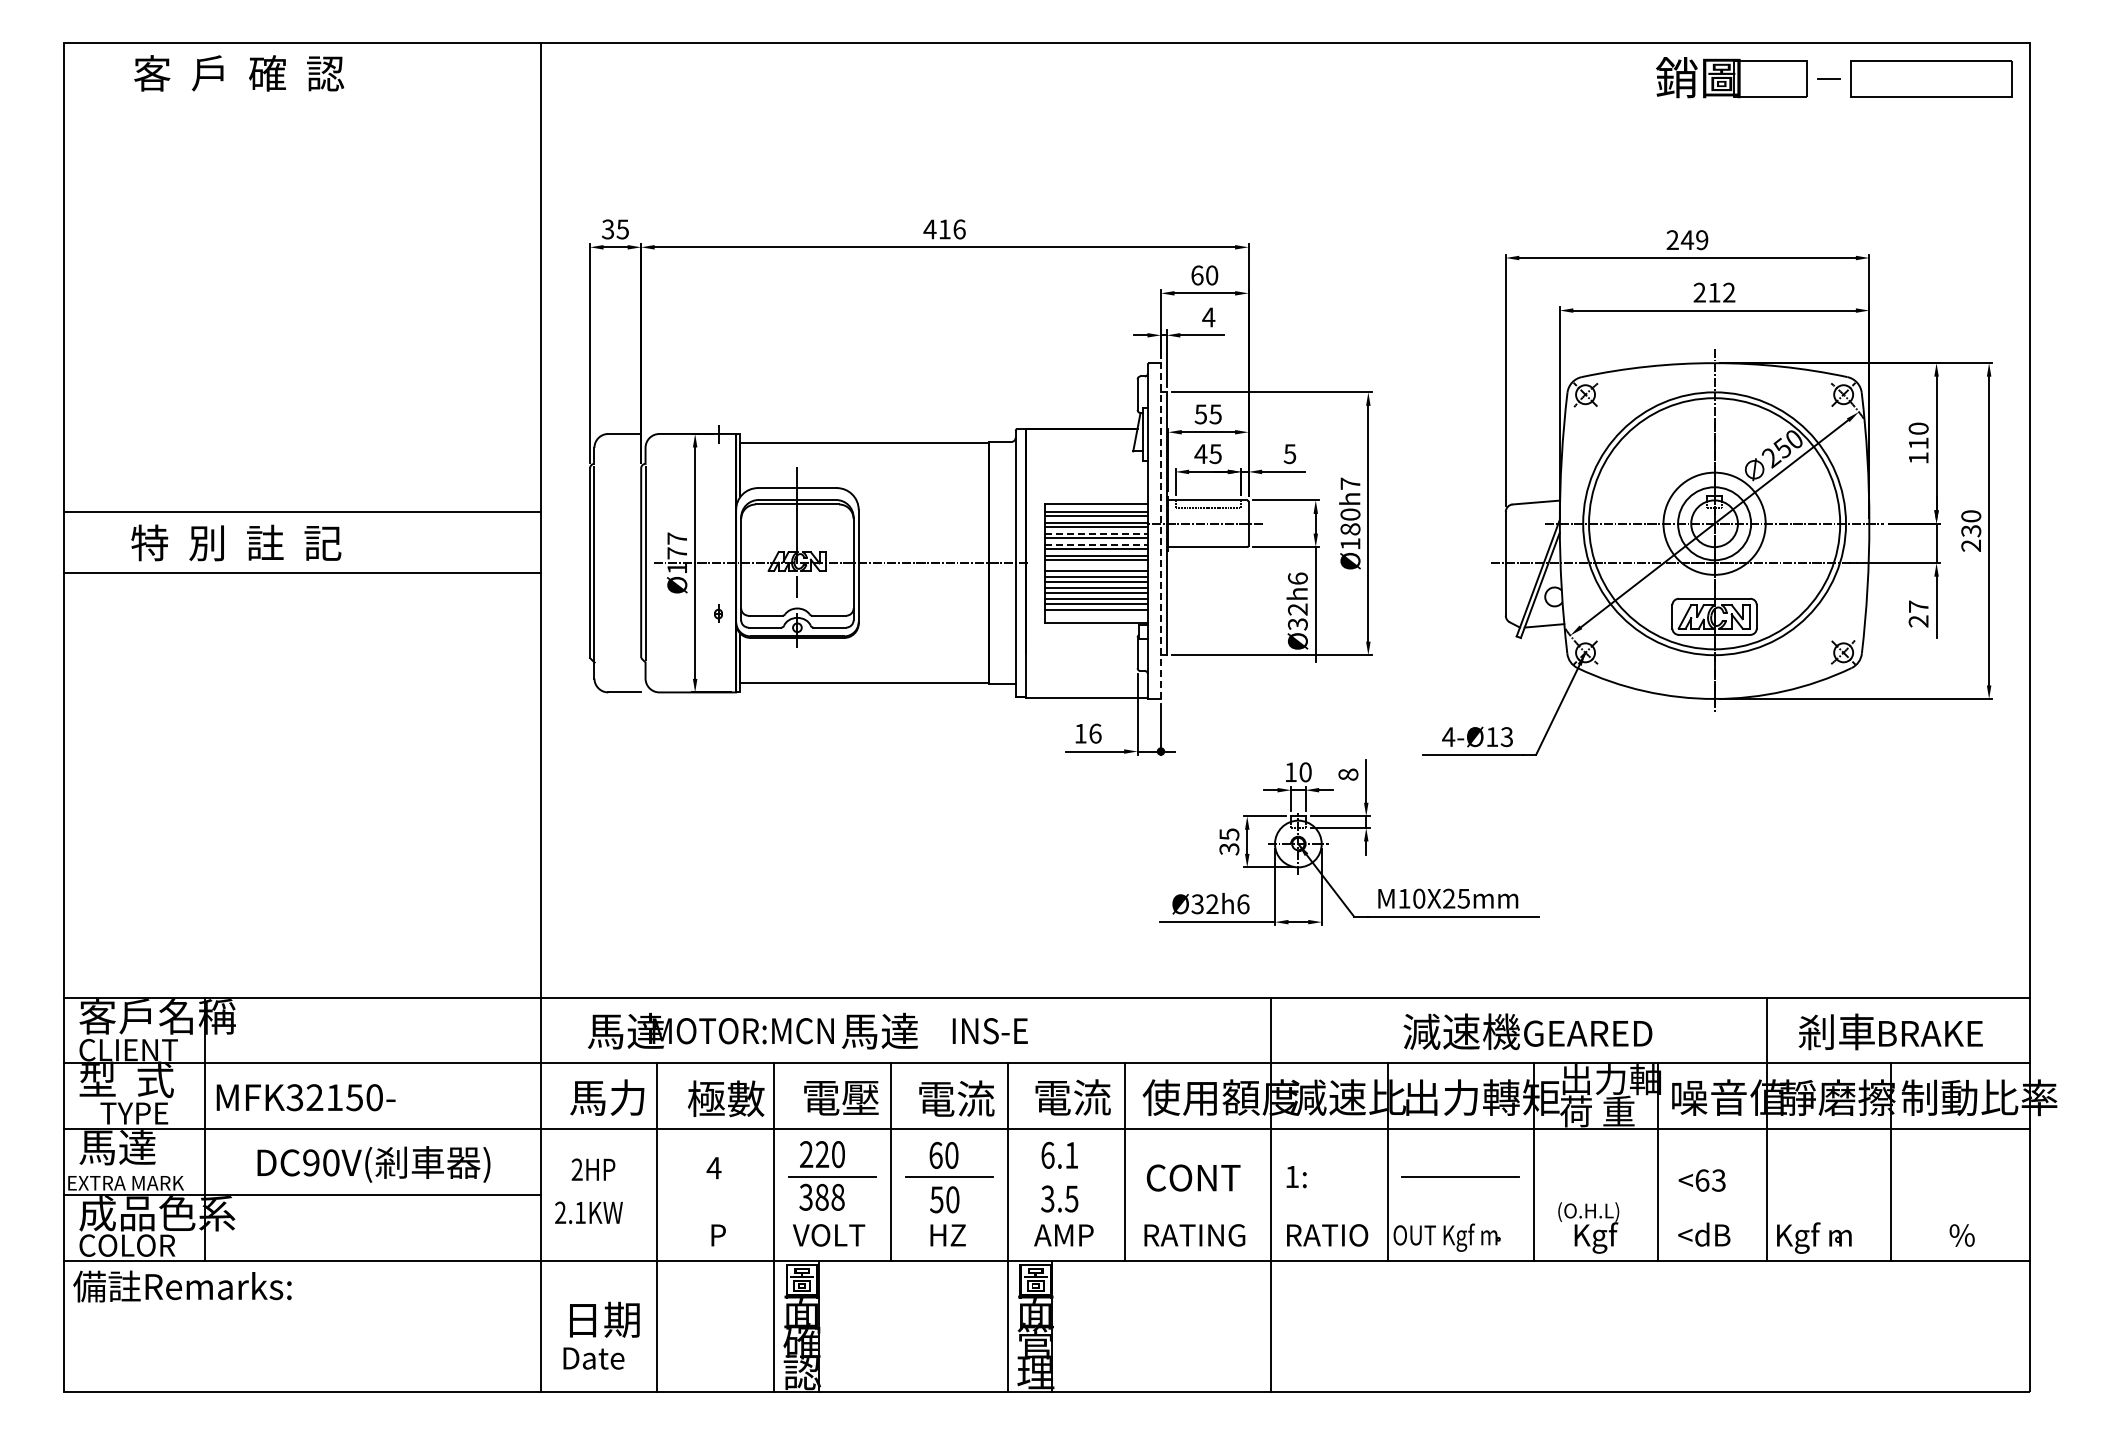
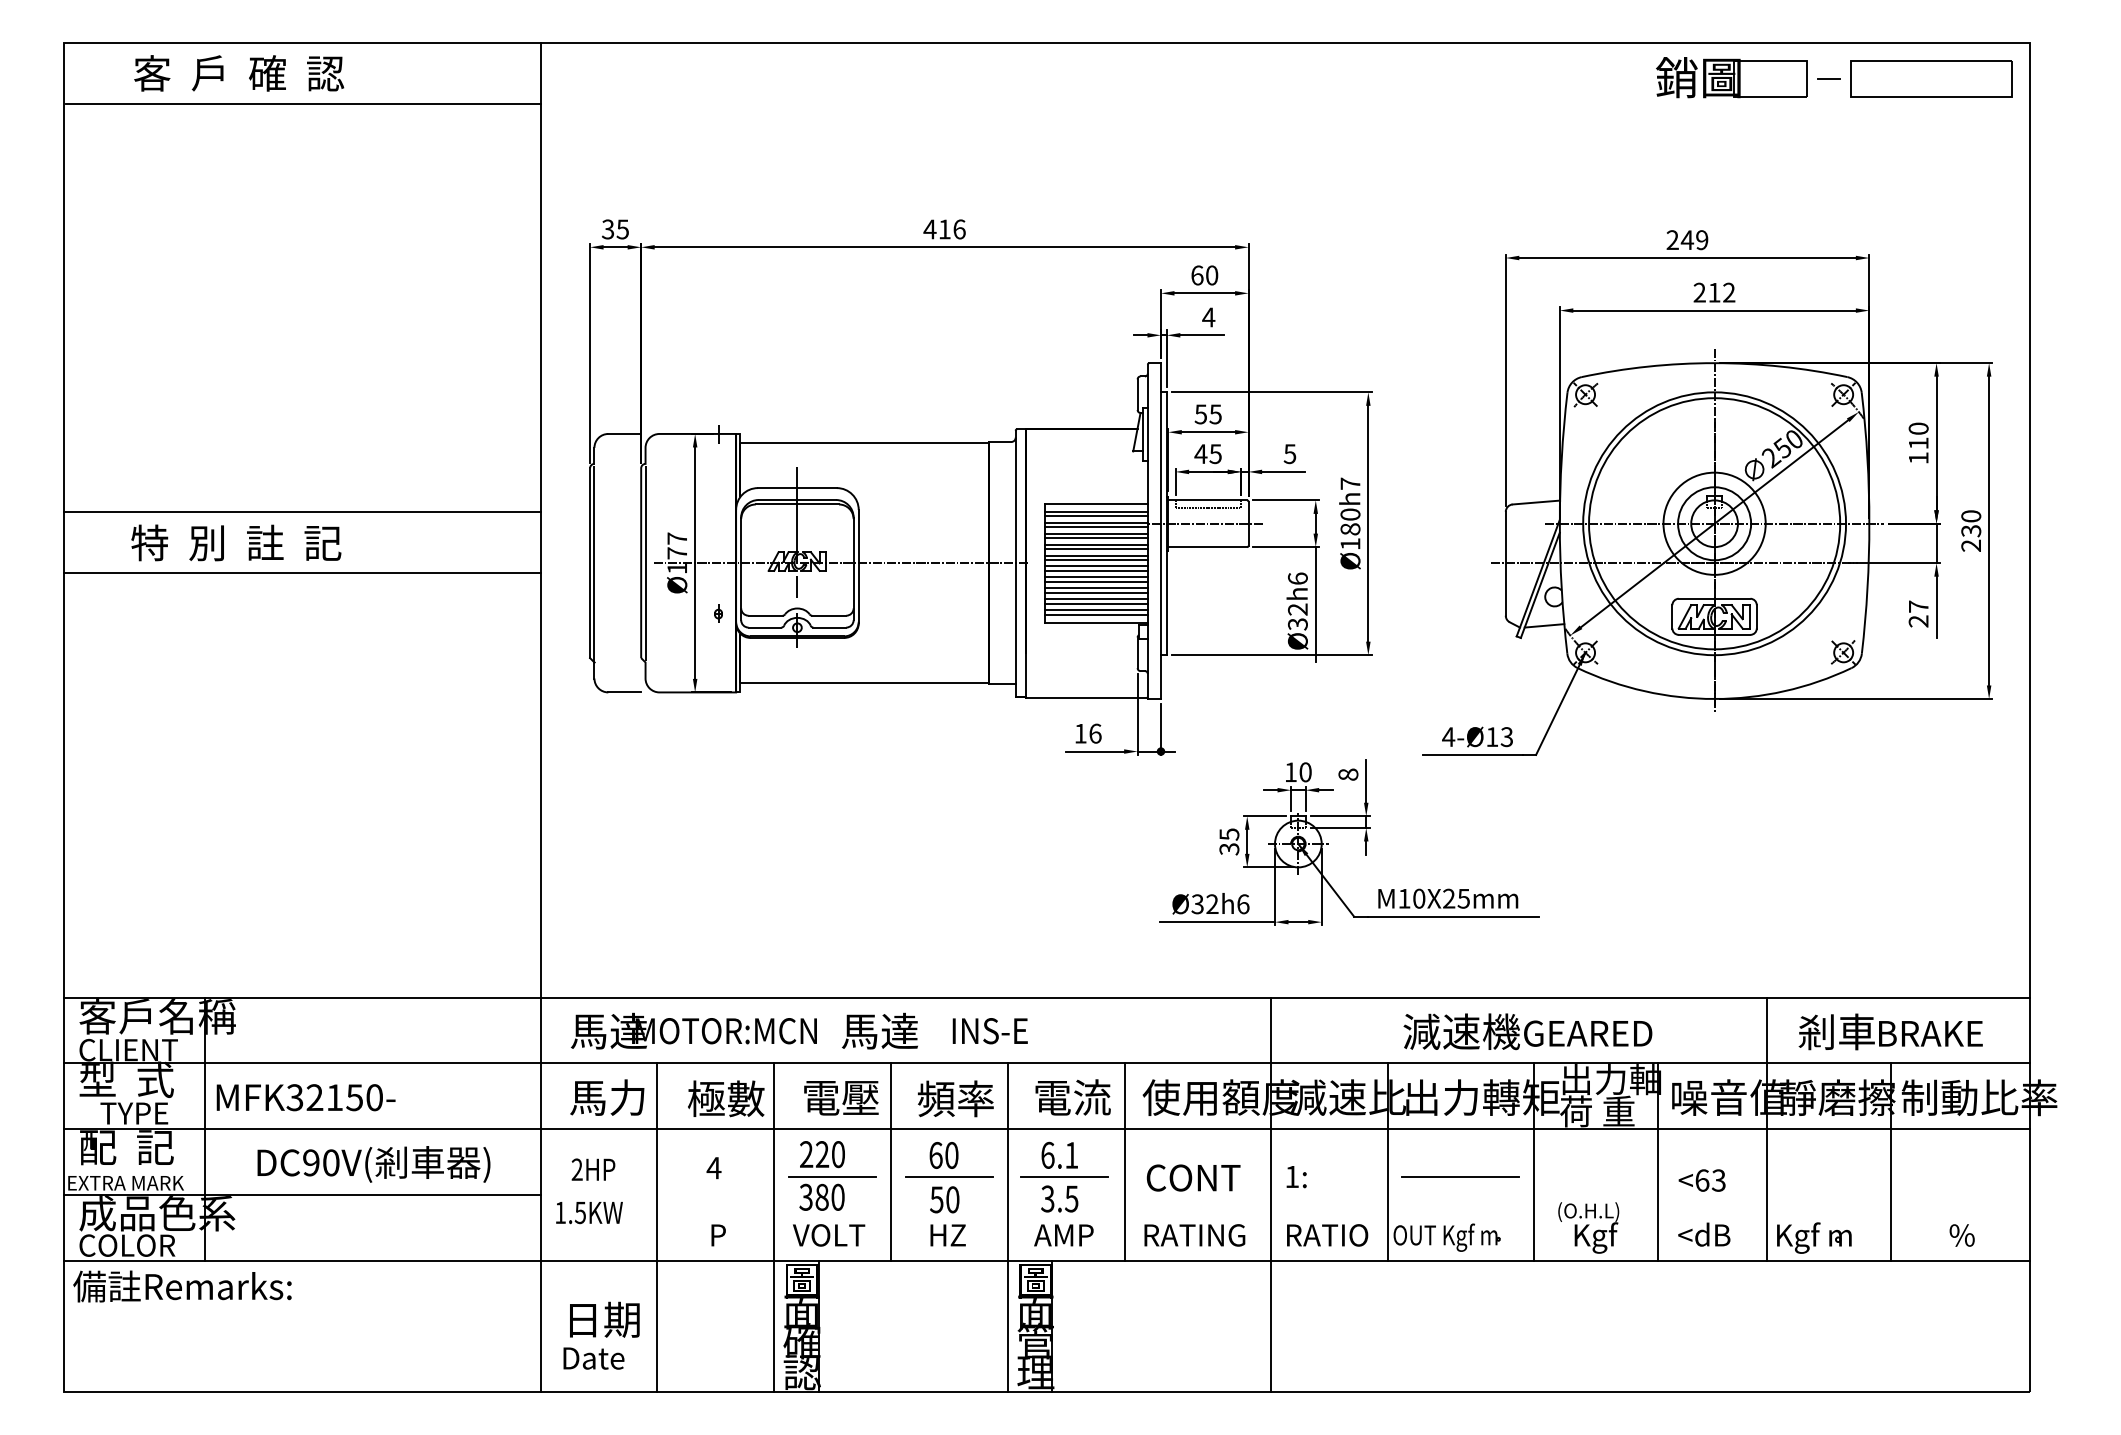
line: none -> present (303, 103)
line: dashed -> solid (1161, 531)
line: dashed -> solid (1096, 533)
line: dashed -> solid (1096, 544)
line: none -> present (1095, 566)
line: none -> present (1095, 614)
text position: (710, 1030) -> (693, 1030) (693, 1030)
text: 電流 -> 頻率 (955, 1098)
text: 馬達 -> 配  記 (126, 1147)
line: none -> present (1064, 1176)
text: 388 -> 380 (837, 1197)
text: 2.1KW -> 1.5KW (570, 1212)
